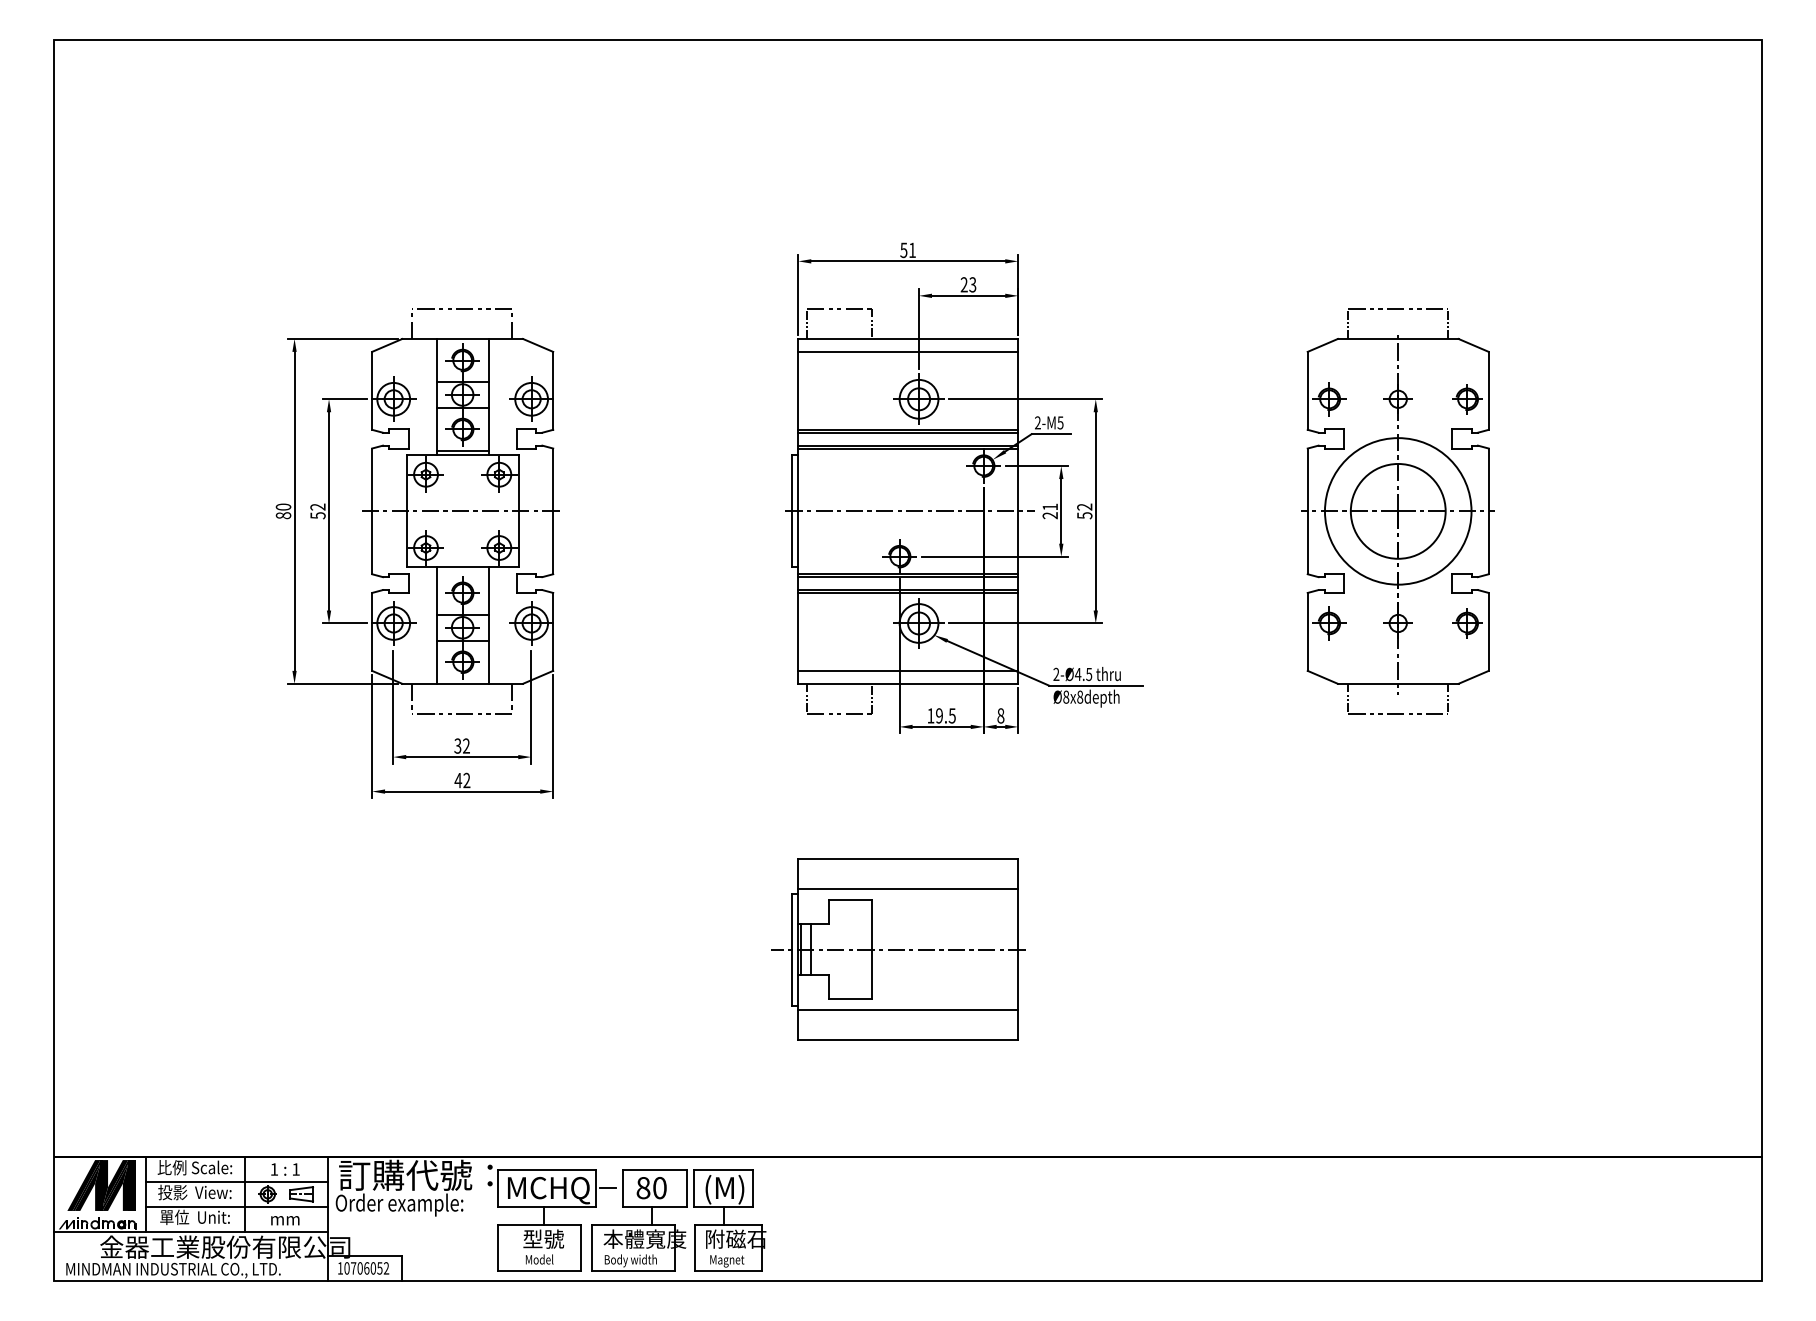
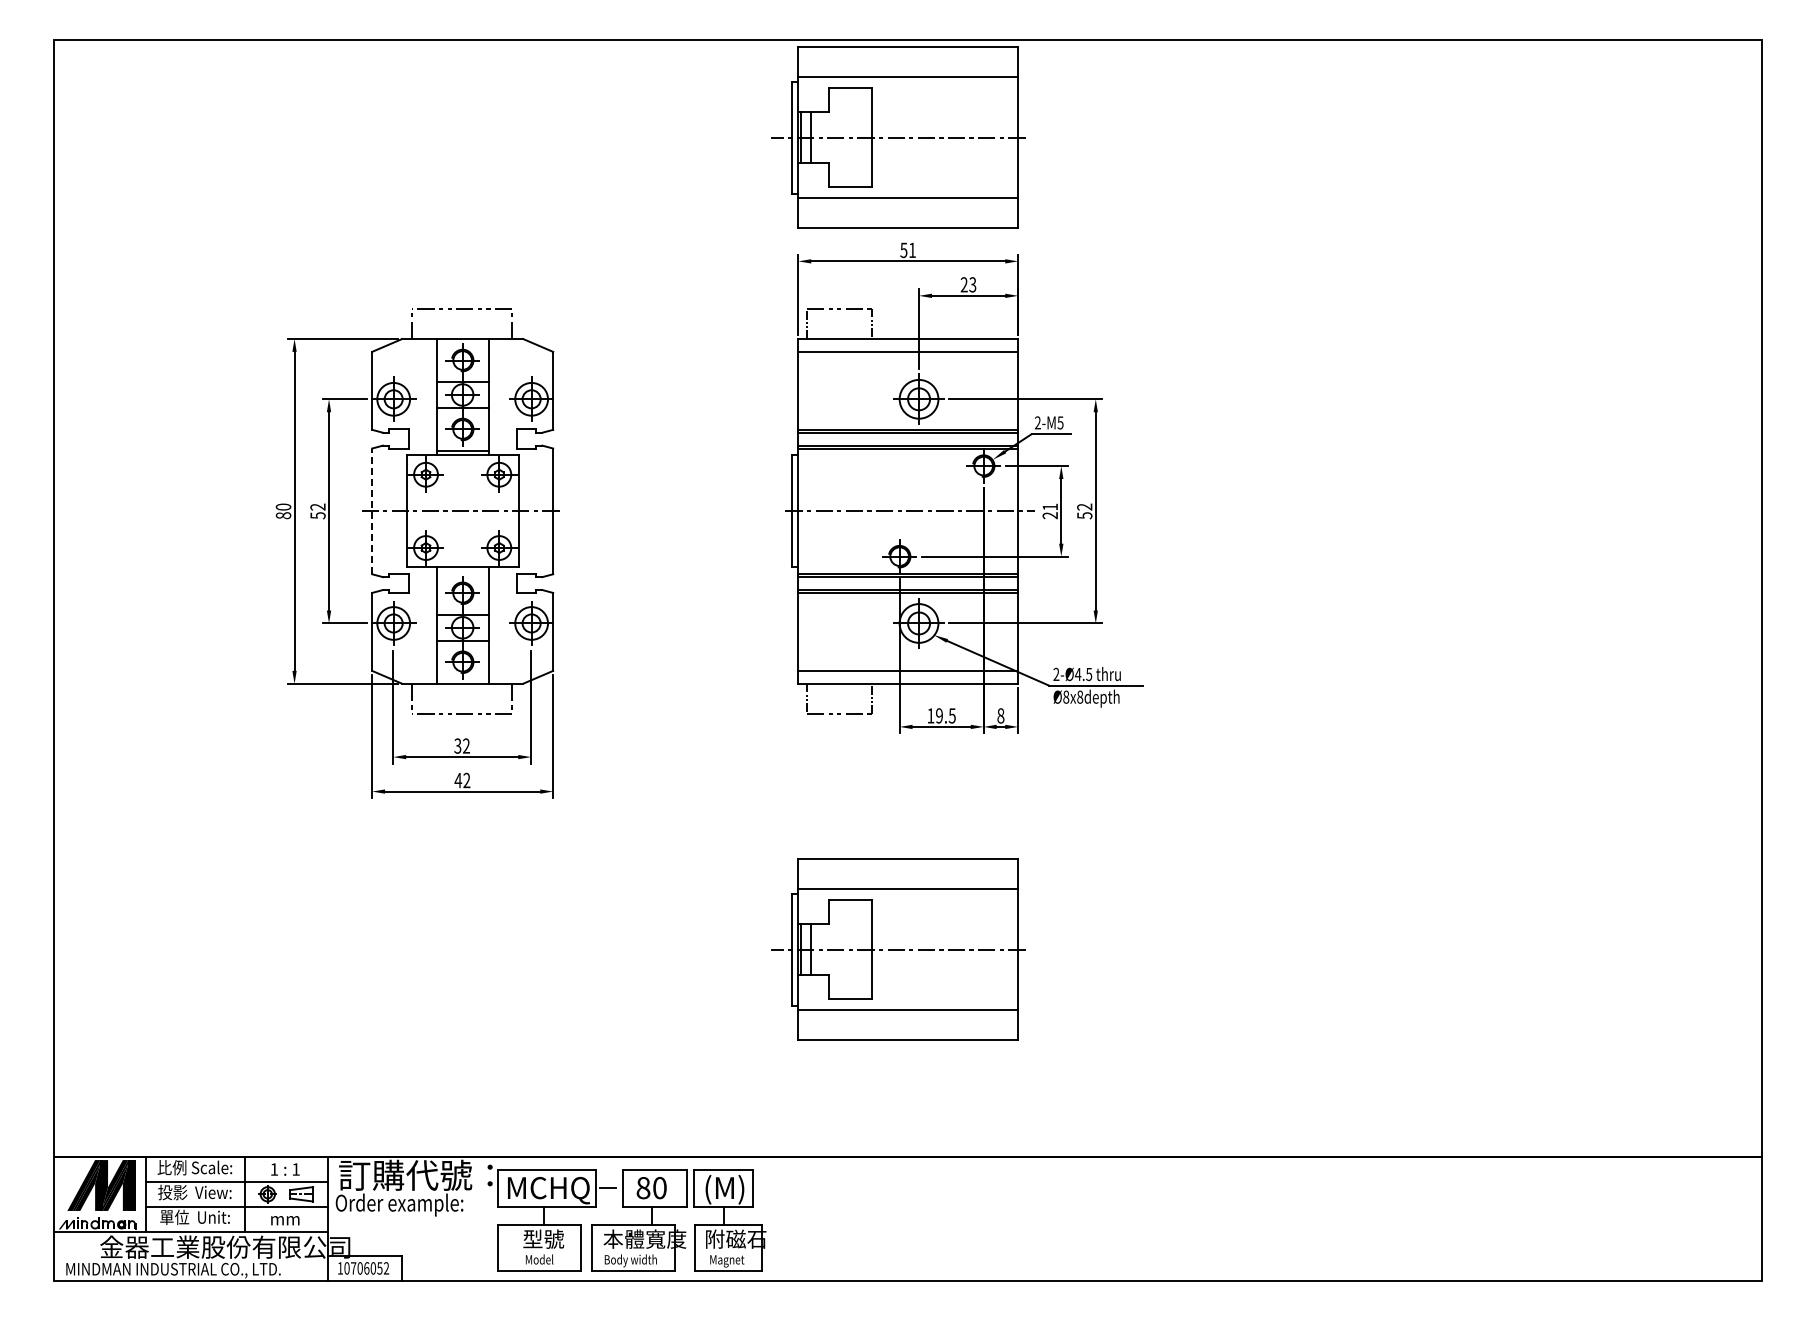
part: none -> present (898, 137)
line: solid -> dashed (372, 511)
part: present -> none (1397, 511)
